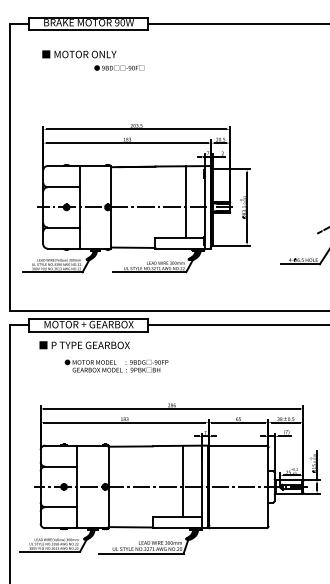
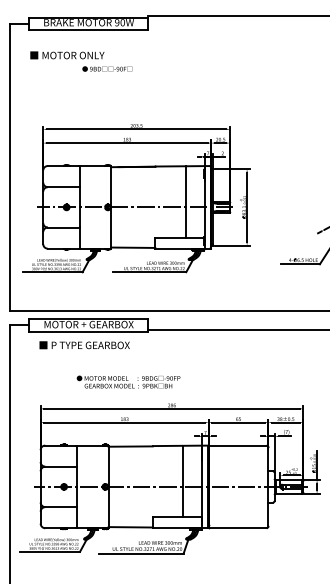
line position: (237, 23) -> (237, 15) (237, 15)
text position: (93, 60) -> (81, 61) (81, 61)
line position: (237, 325) -> (237, 330) (237, 330)
text position: (116, 365) -> (128, 381) (128, 381)
